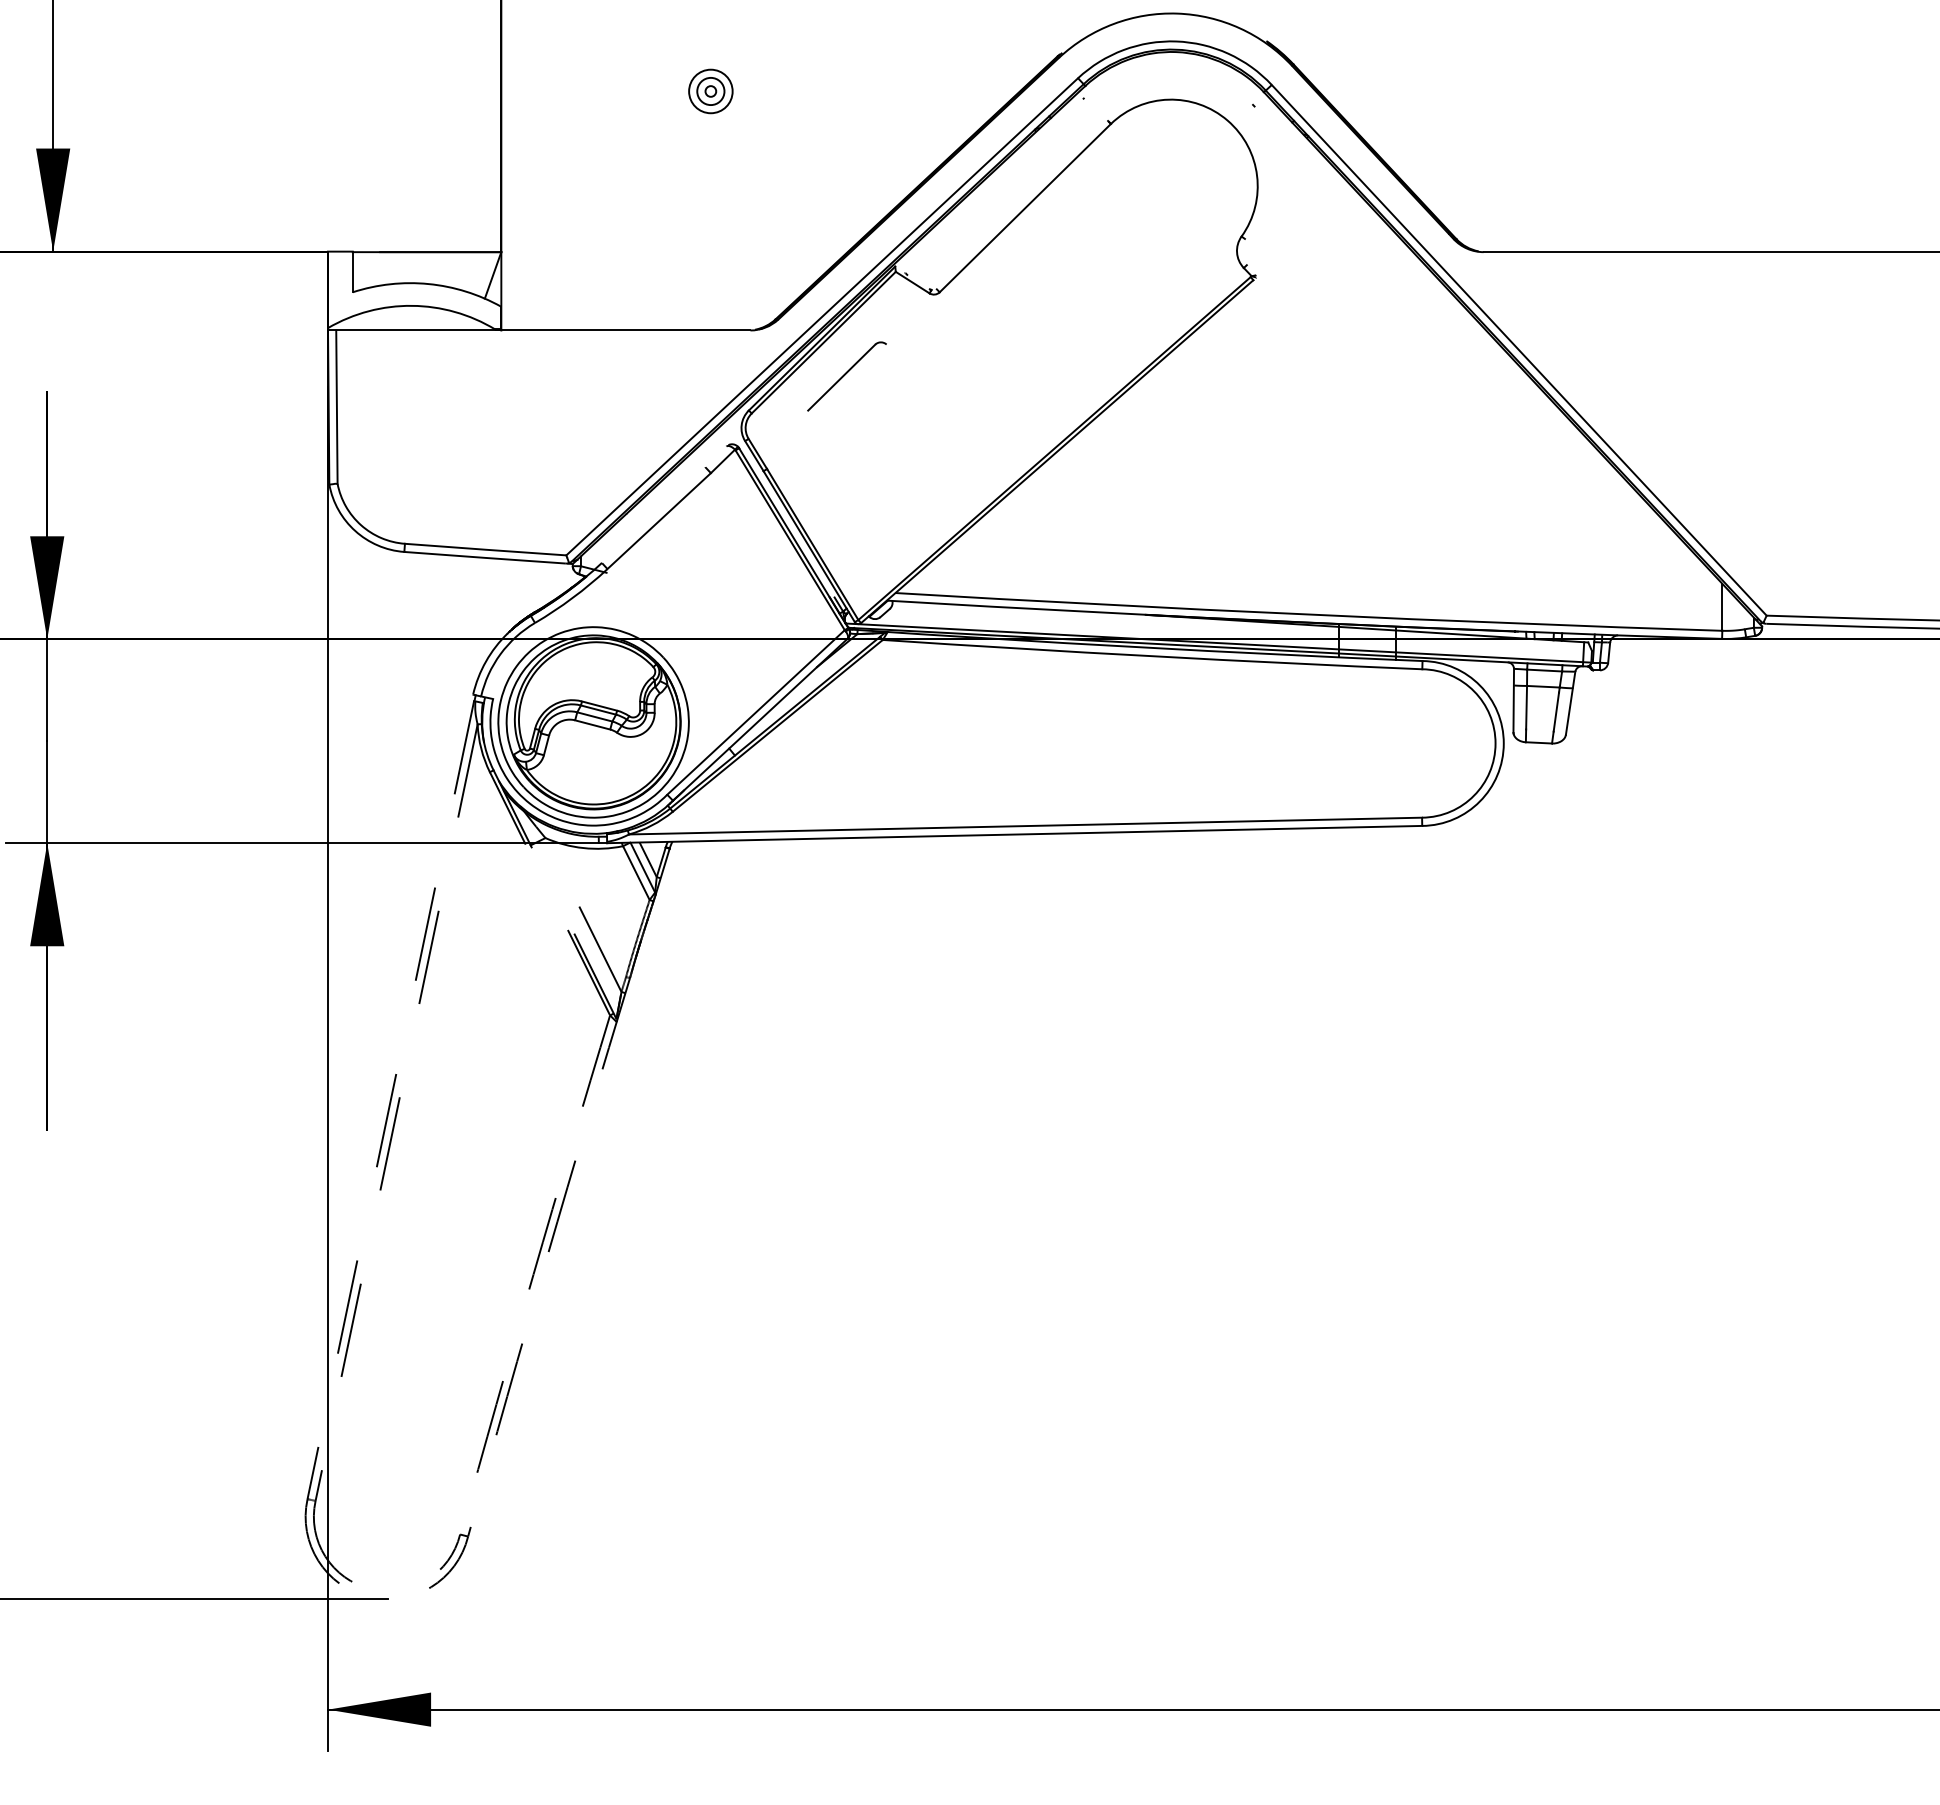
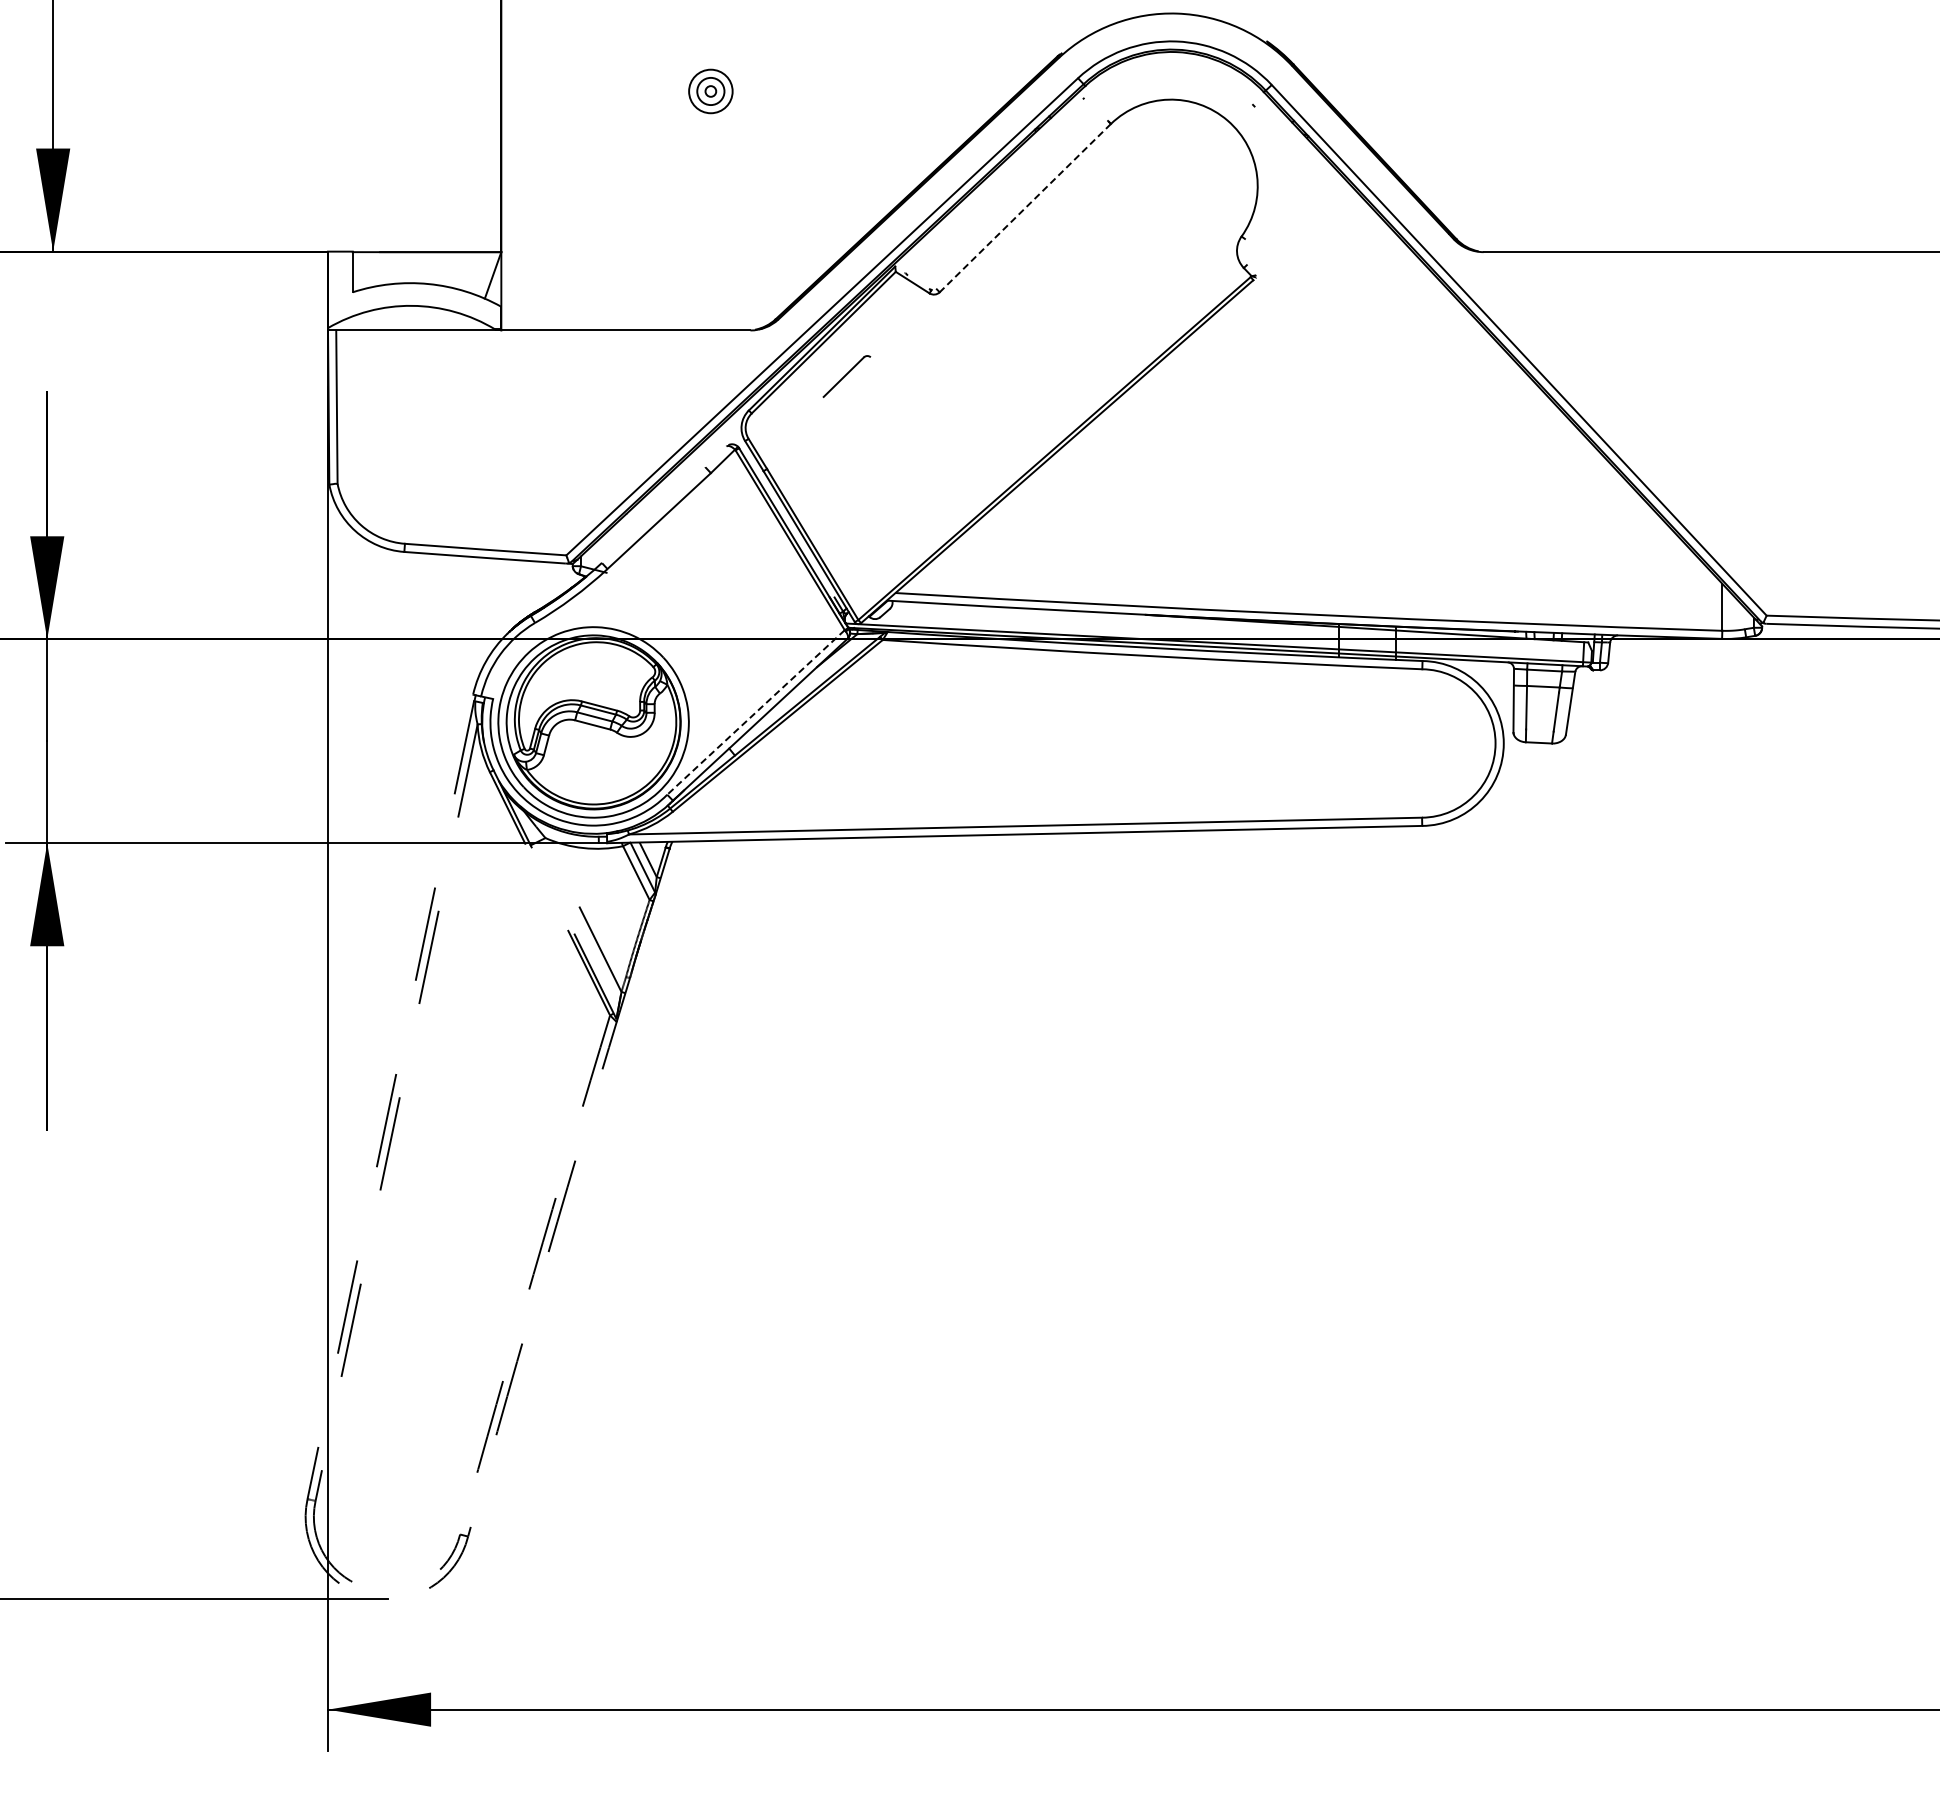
line: solid -> dashed (1025, 208)
part size: 80x71 px -> 50x43 px (846, 376)
line: solid -> dashed (755, 712)
